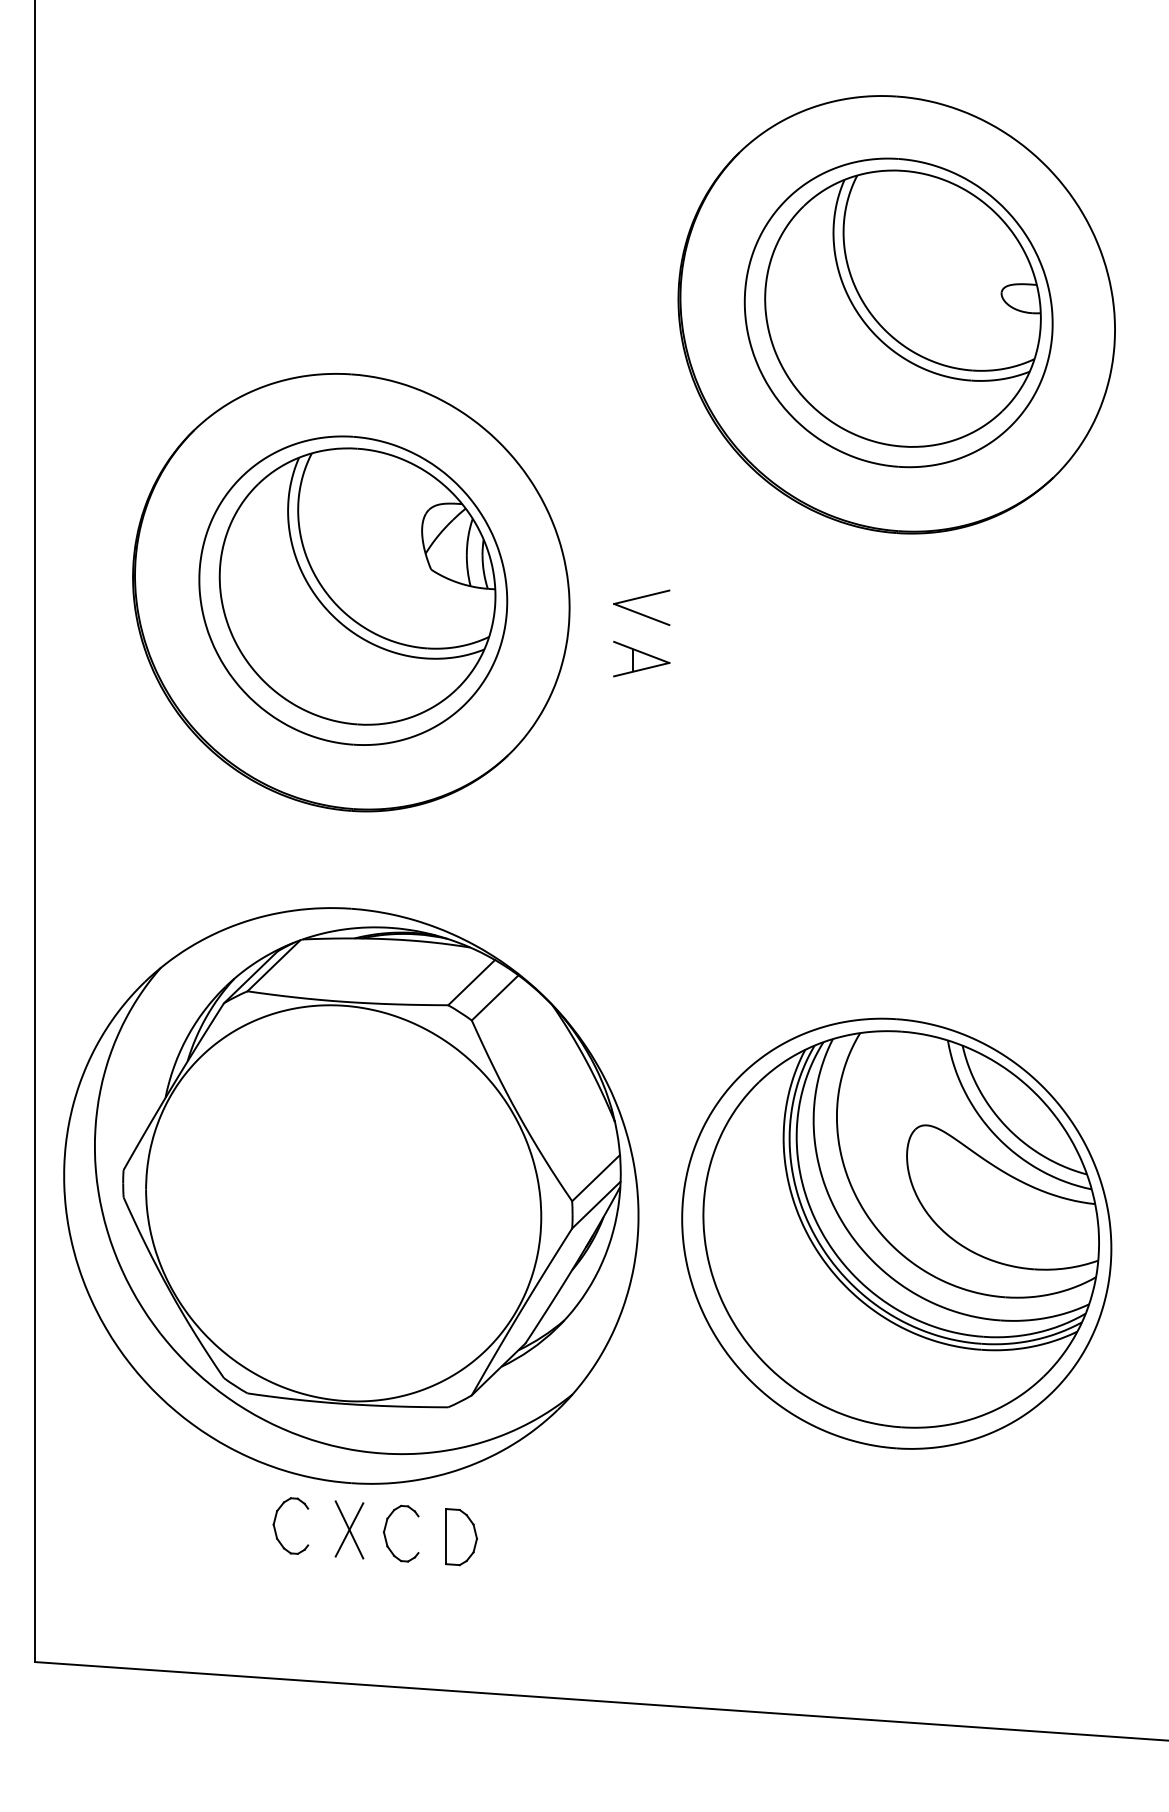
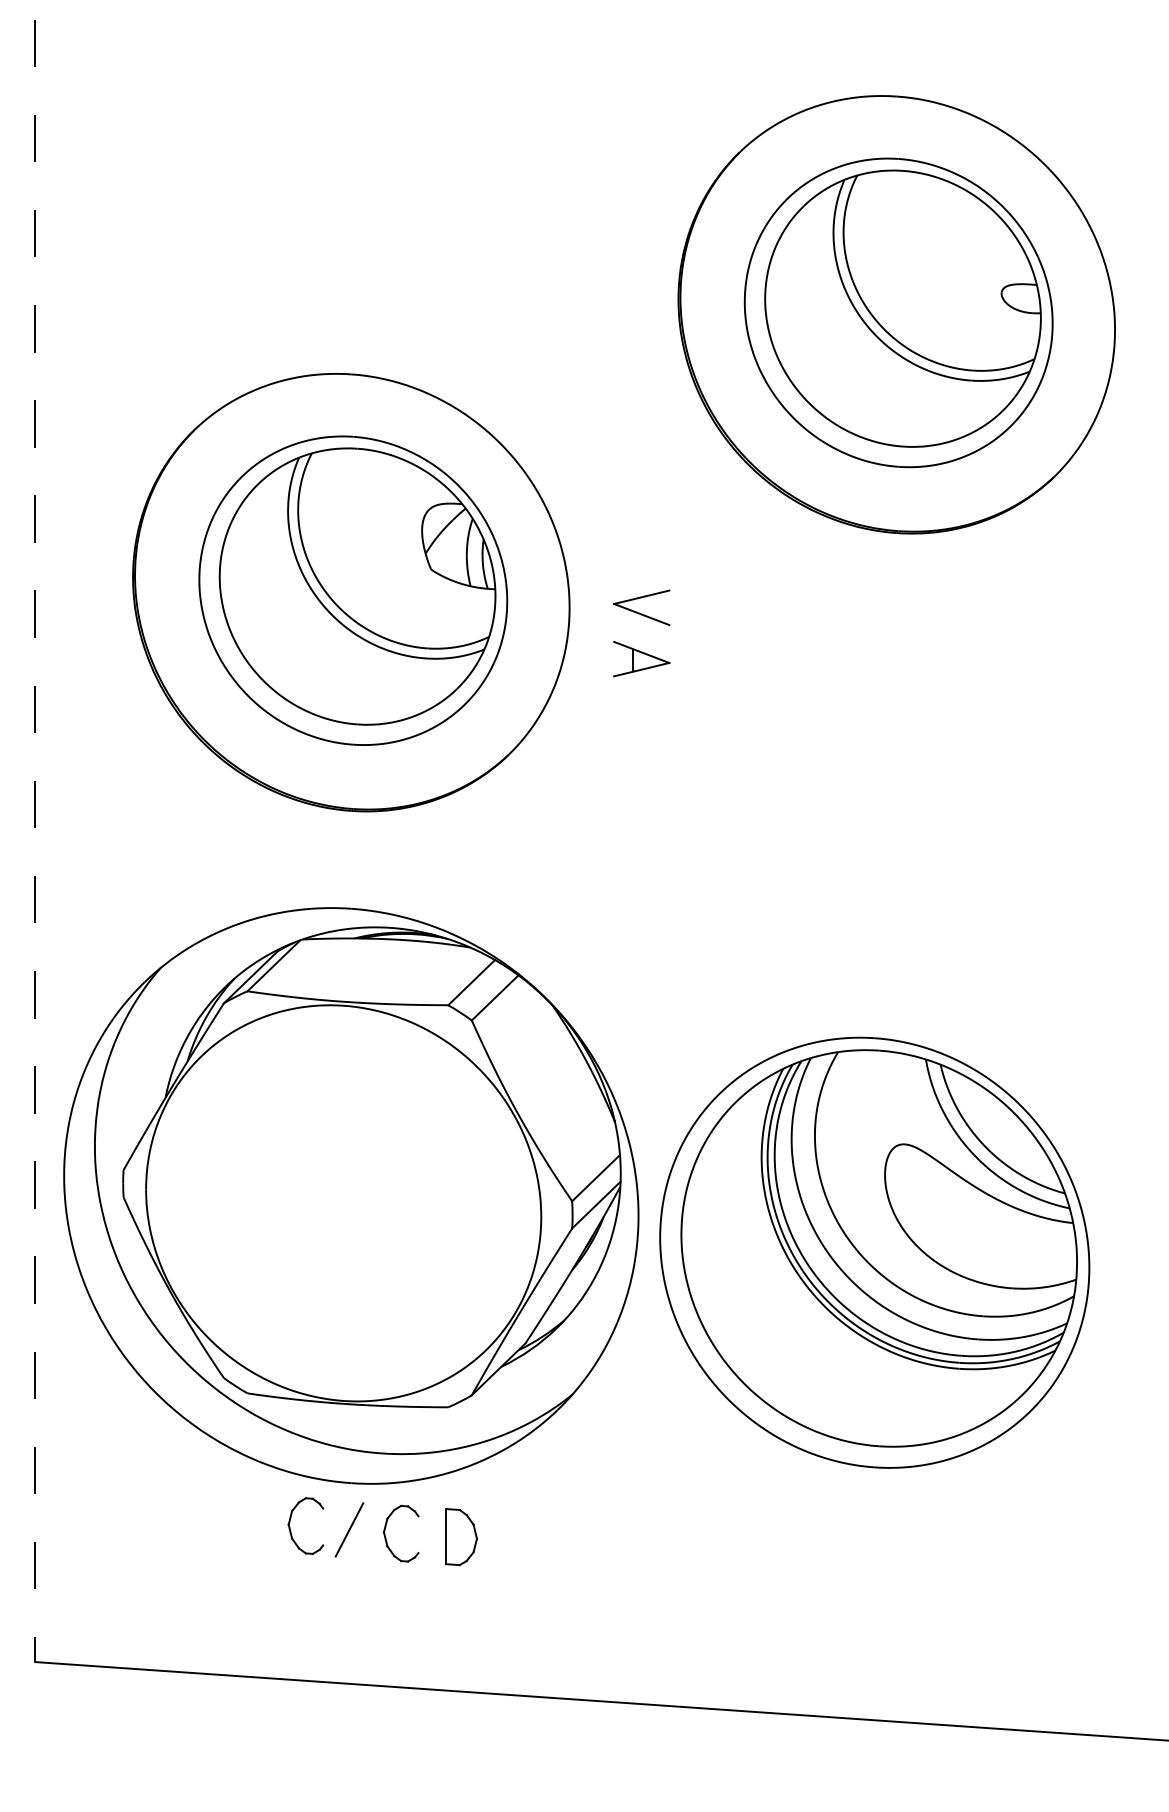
line: solid -> dashed (35, 831)
part position: (896, 1233) -> (874, 1252) (874, 1252)
part position: (275, 1526) -> (290, 1526) (290, 1526)
line: present -> none (349, 1529)
